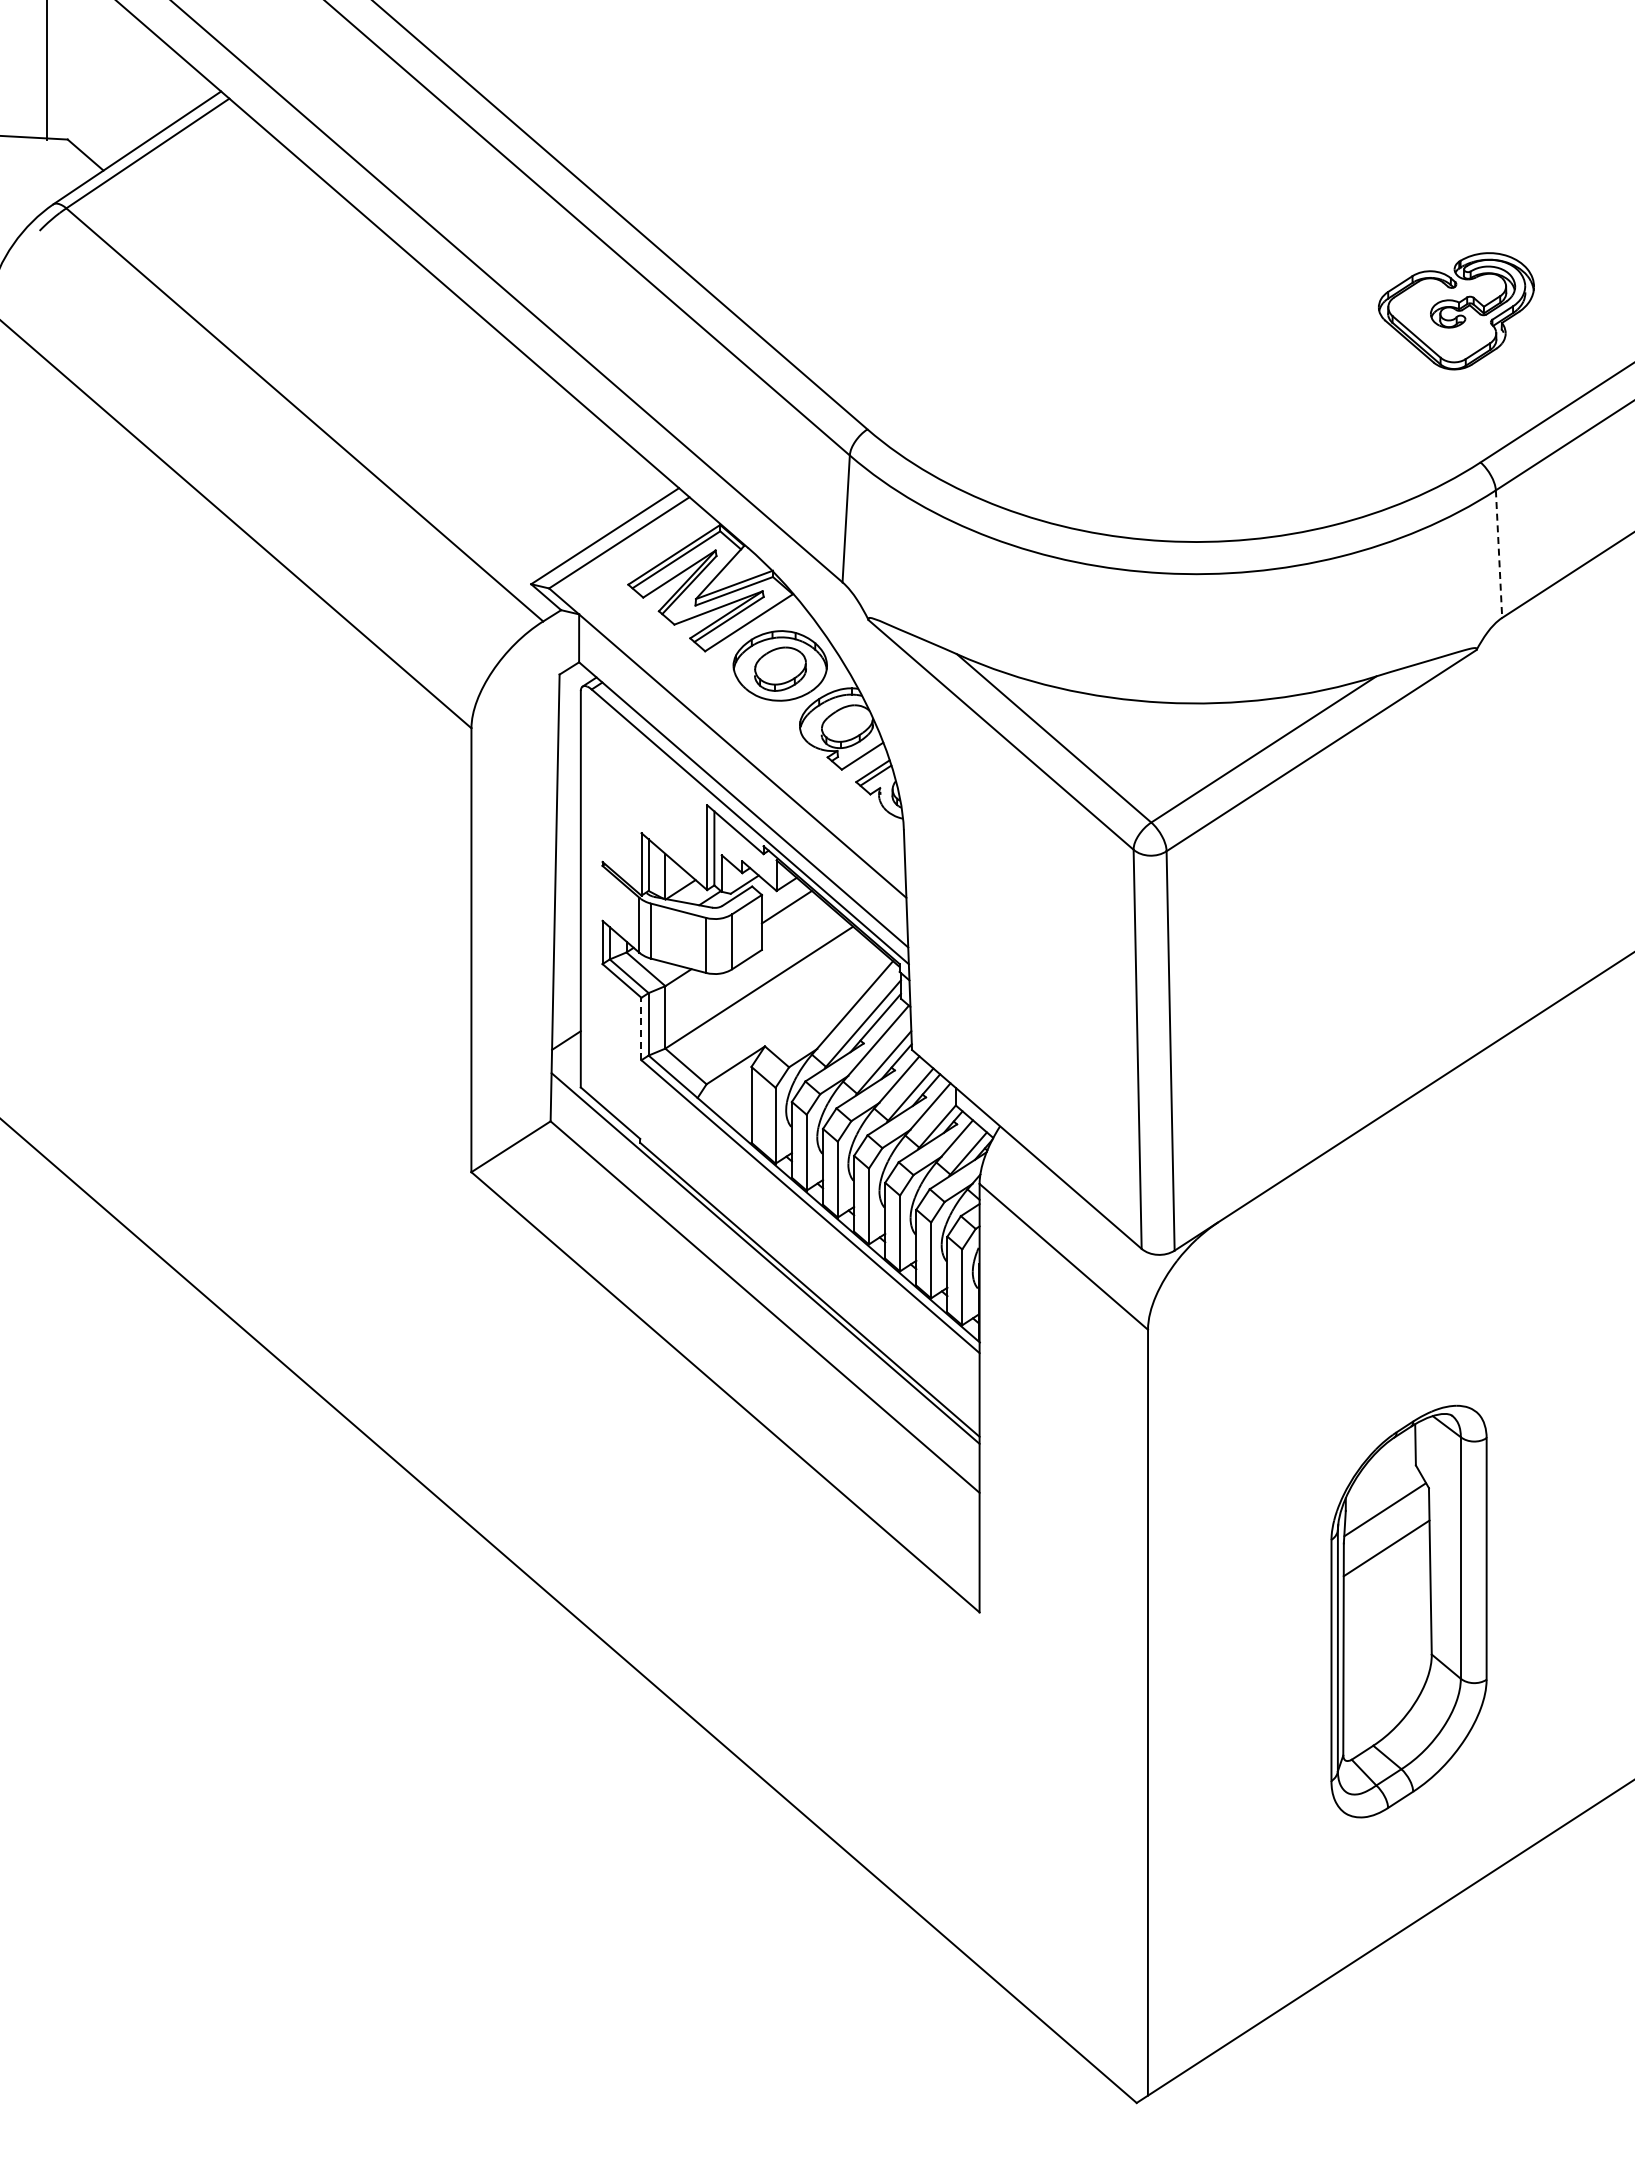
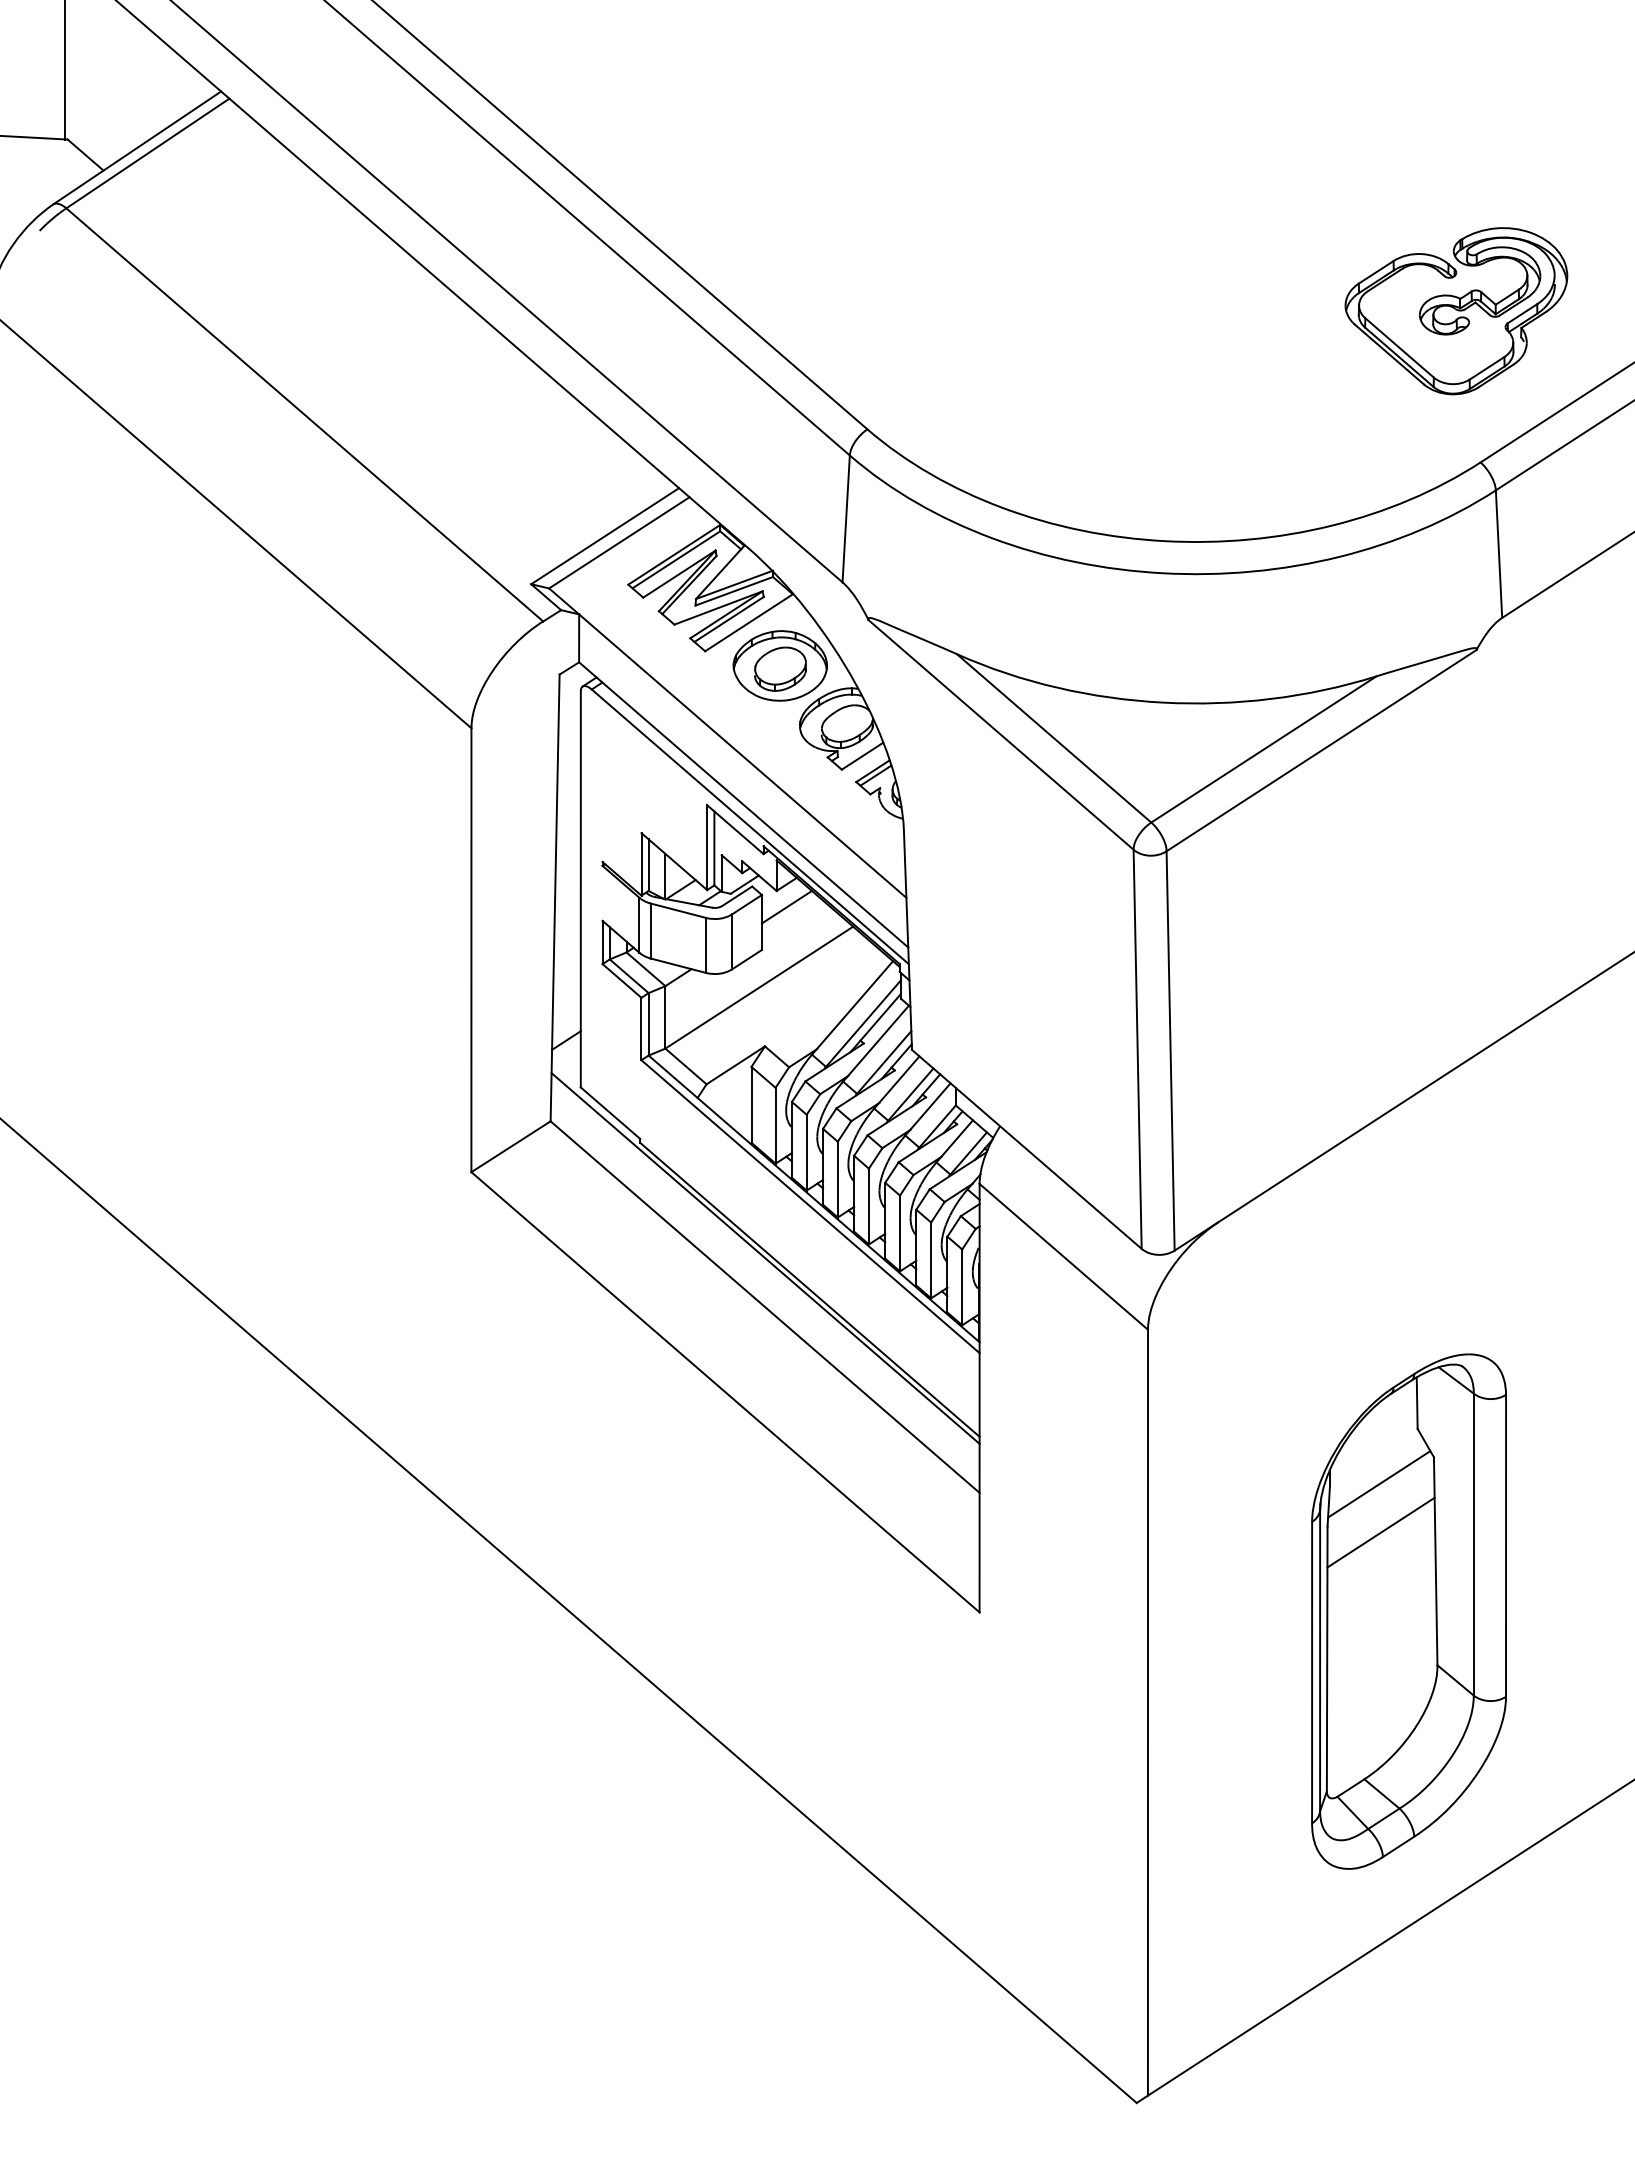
line position: (46, 70) -> (64, 70) (64, 70)
part size: 157x119 px -> 225x169 px (1456, 311)
line: dashed -> solid (1499, 554)
line: dashed -> solid (641, 1028)
part size: 158x415 px -> 196x517 px (1408, 1611)
